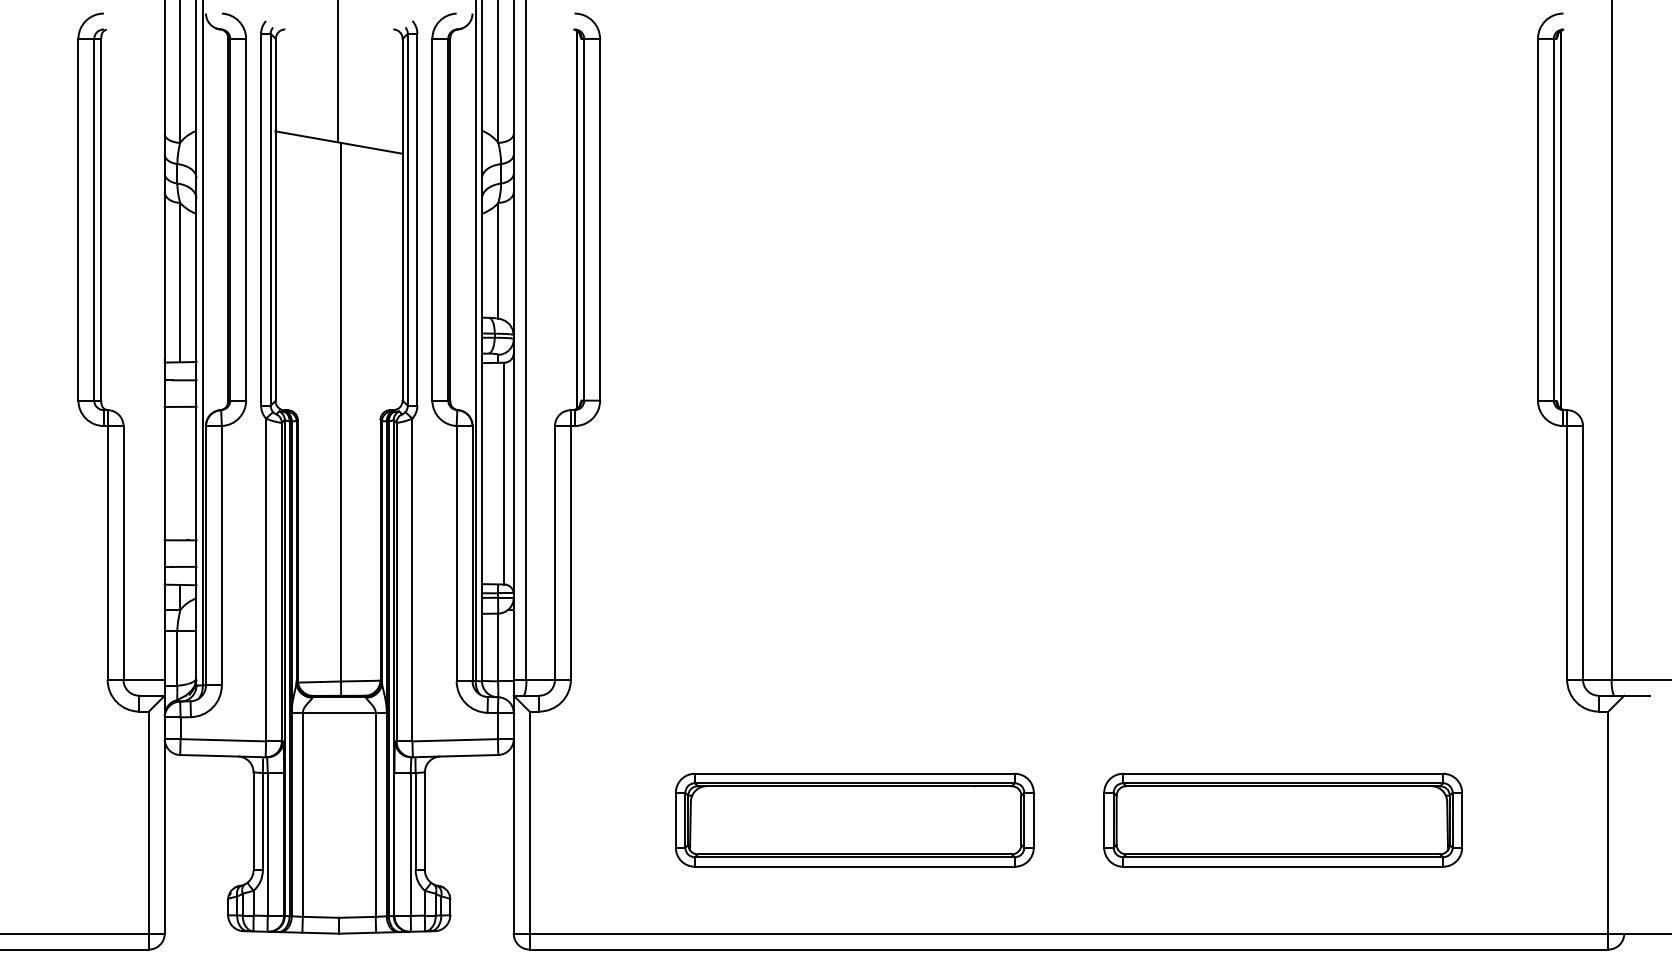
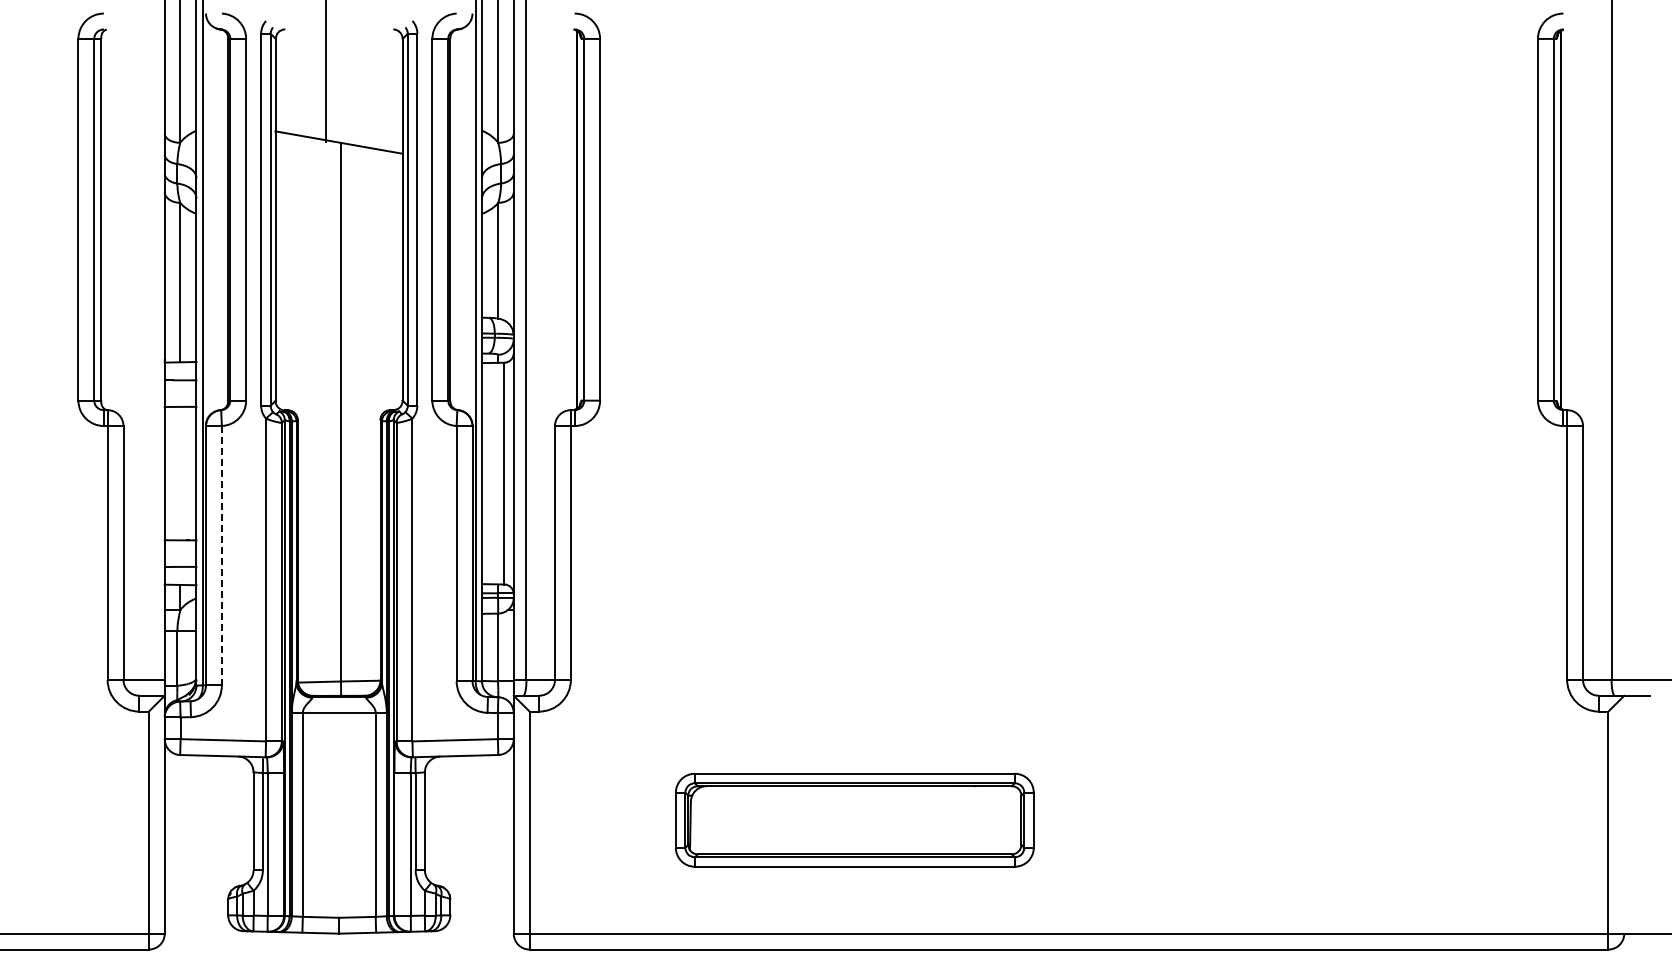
line position: (337, 72) -> (325, 72) (325, 72)
line: solid -> dashed (221, 555)
part: present -> none (1282, 819)
